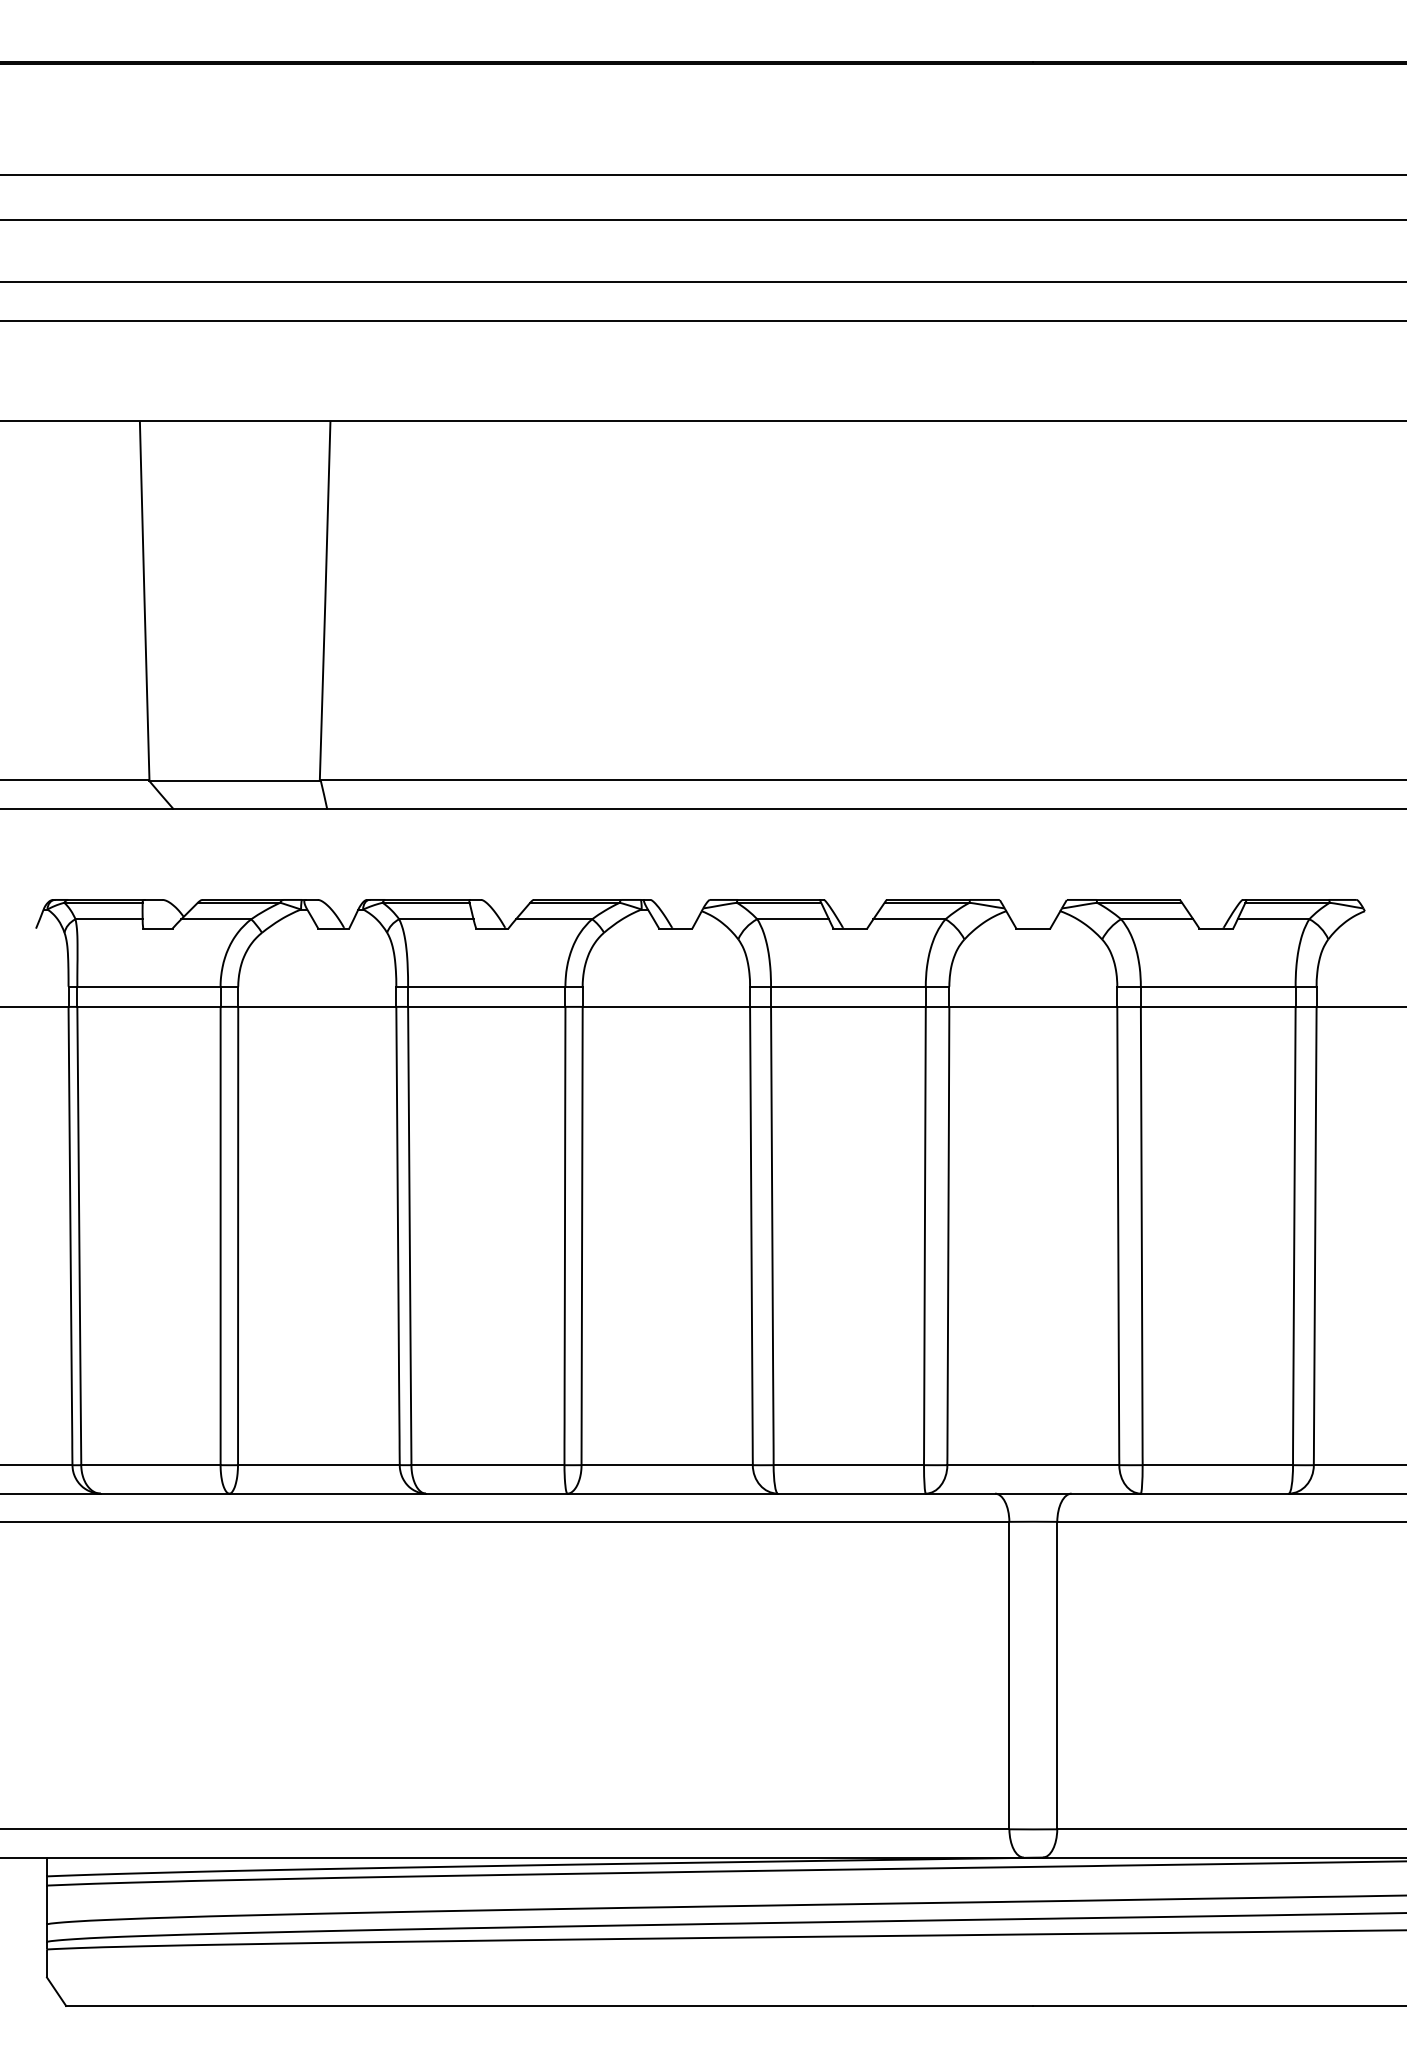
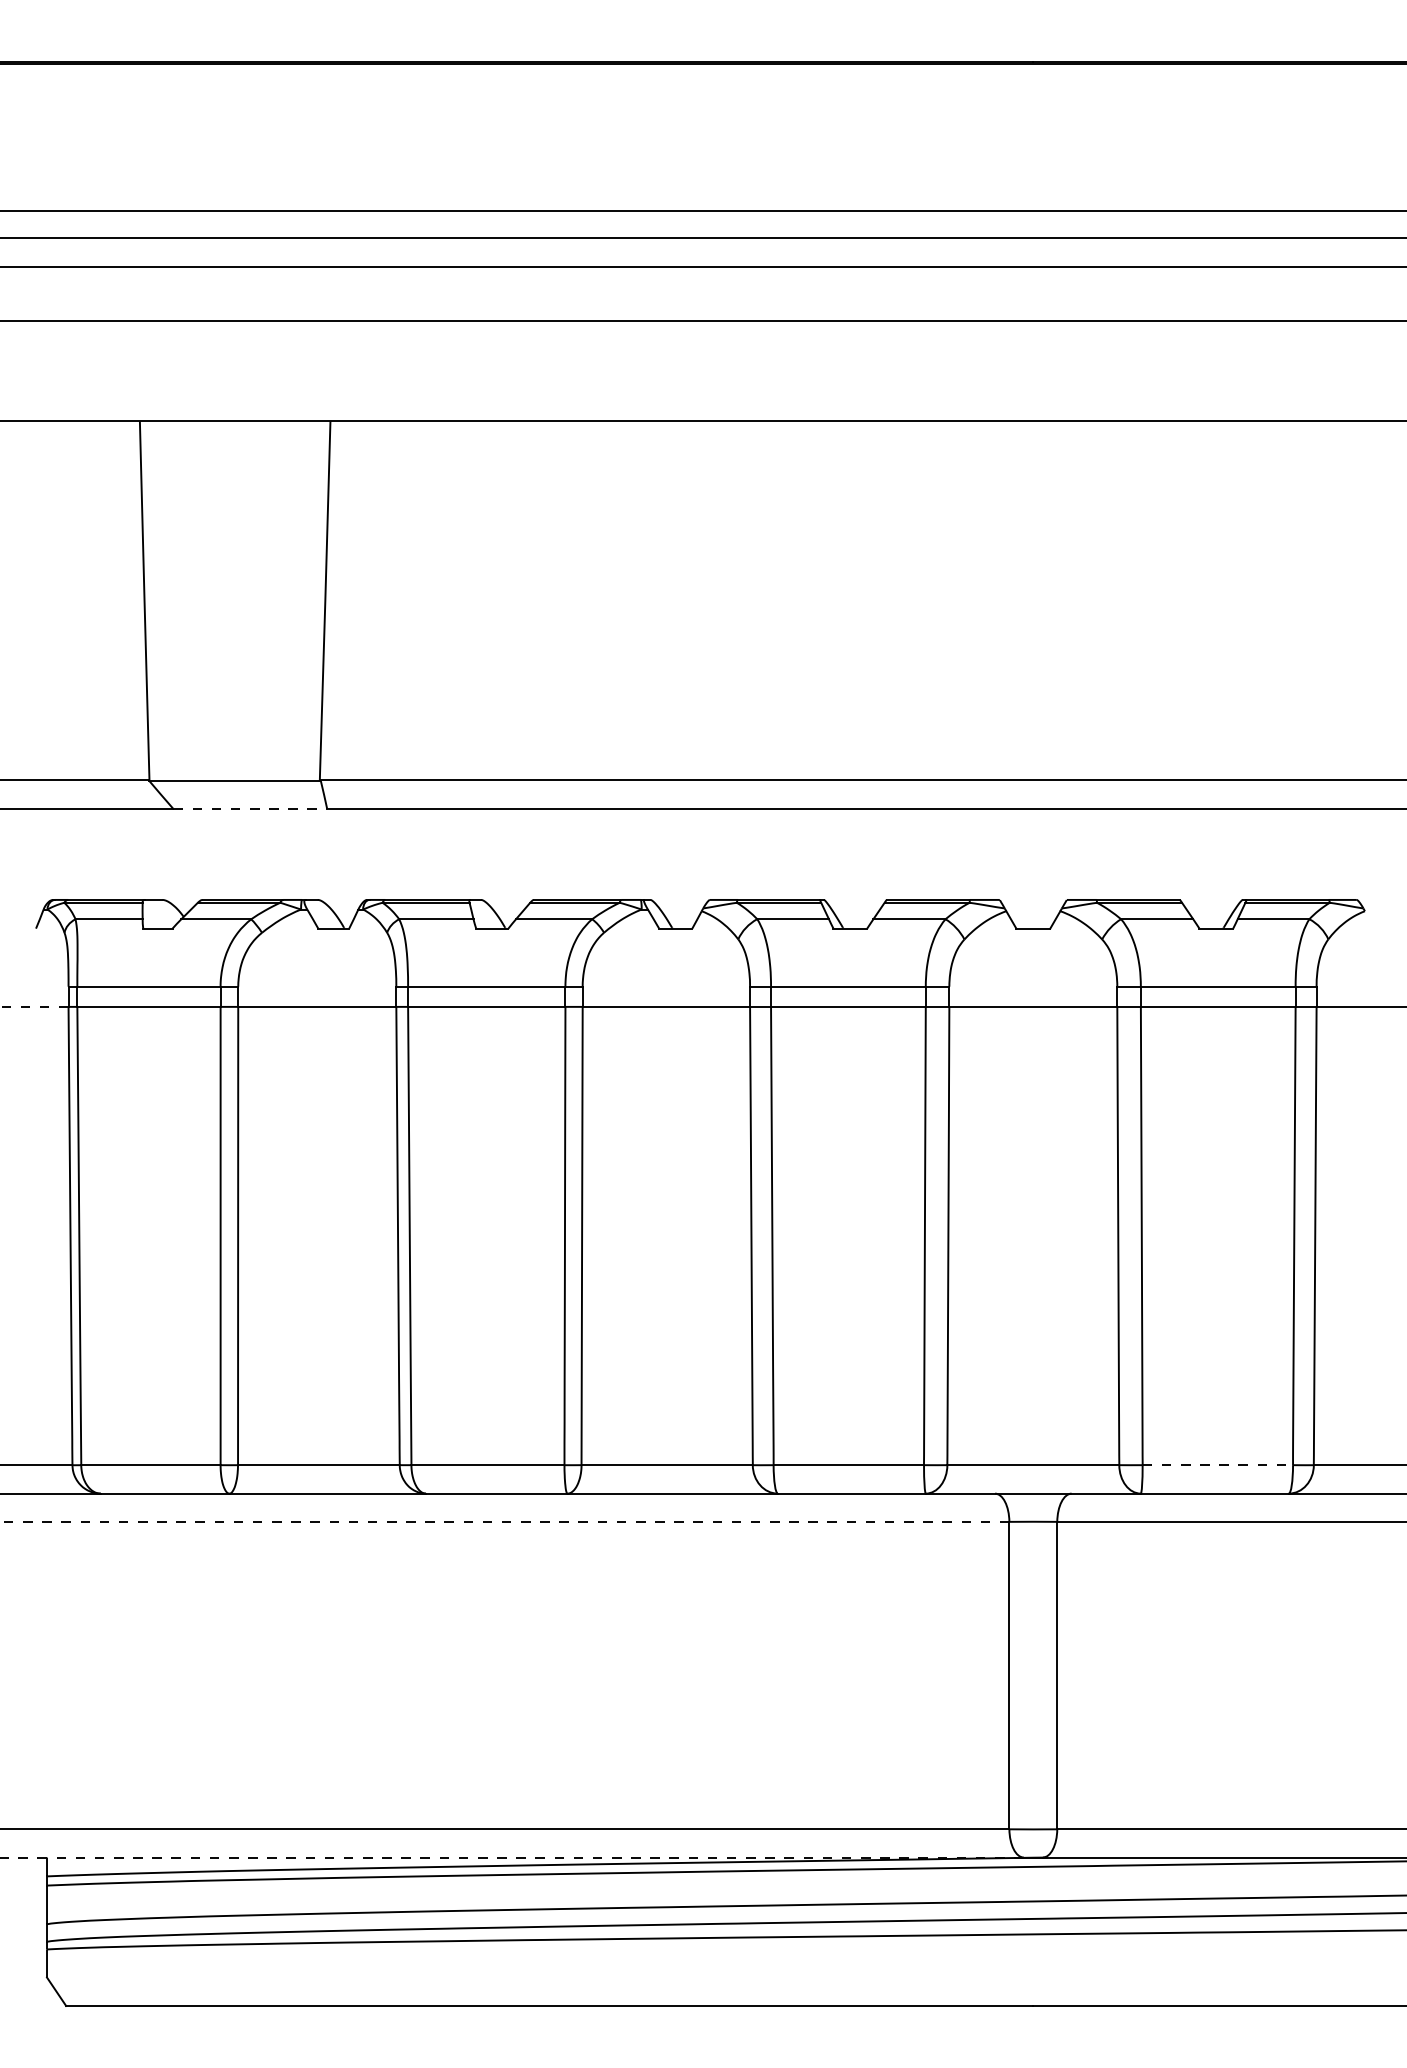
line position: (702, 175) -> (702, 211) (702, 211)
line position: (702, 219) -> (702, 237) (702, 237)
line position: (702, 282) -> (702, 267) (702, 267)
line: solid -> dashed (250, 808)
line: solid -> dashed (33, 1006)
line: solid -> dashed (1218, 1465)
line: solid -> dashed (504, 1521)
line: solid -> dashed (511, 1857)
